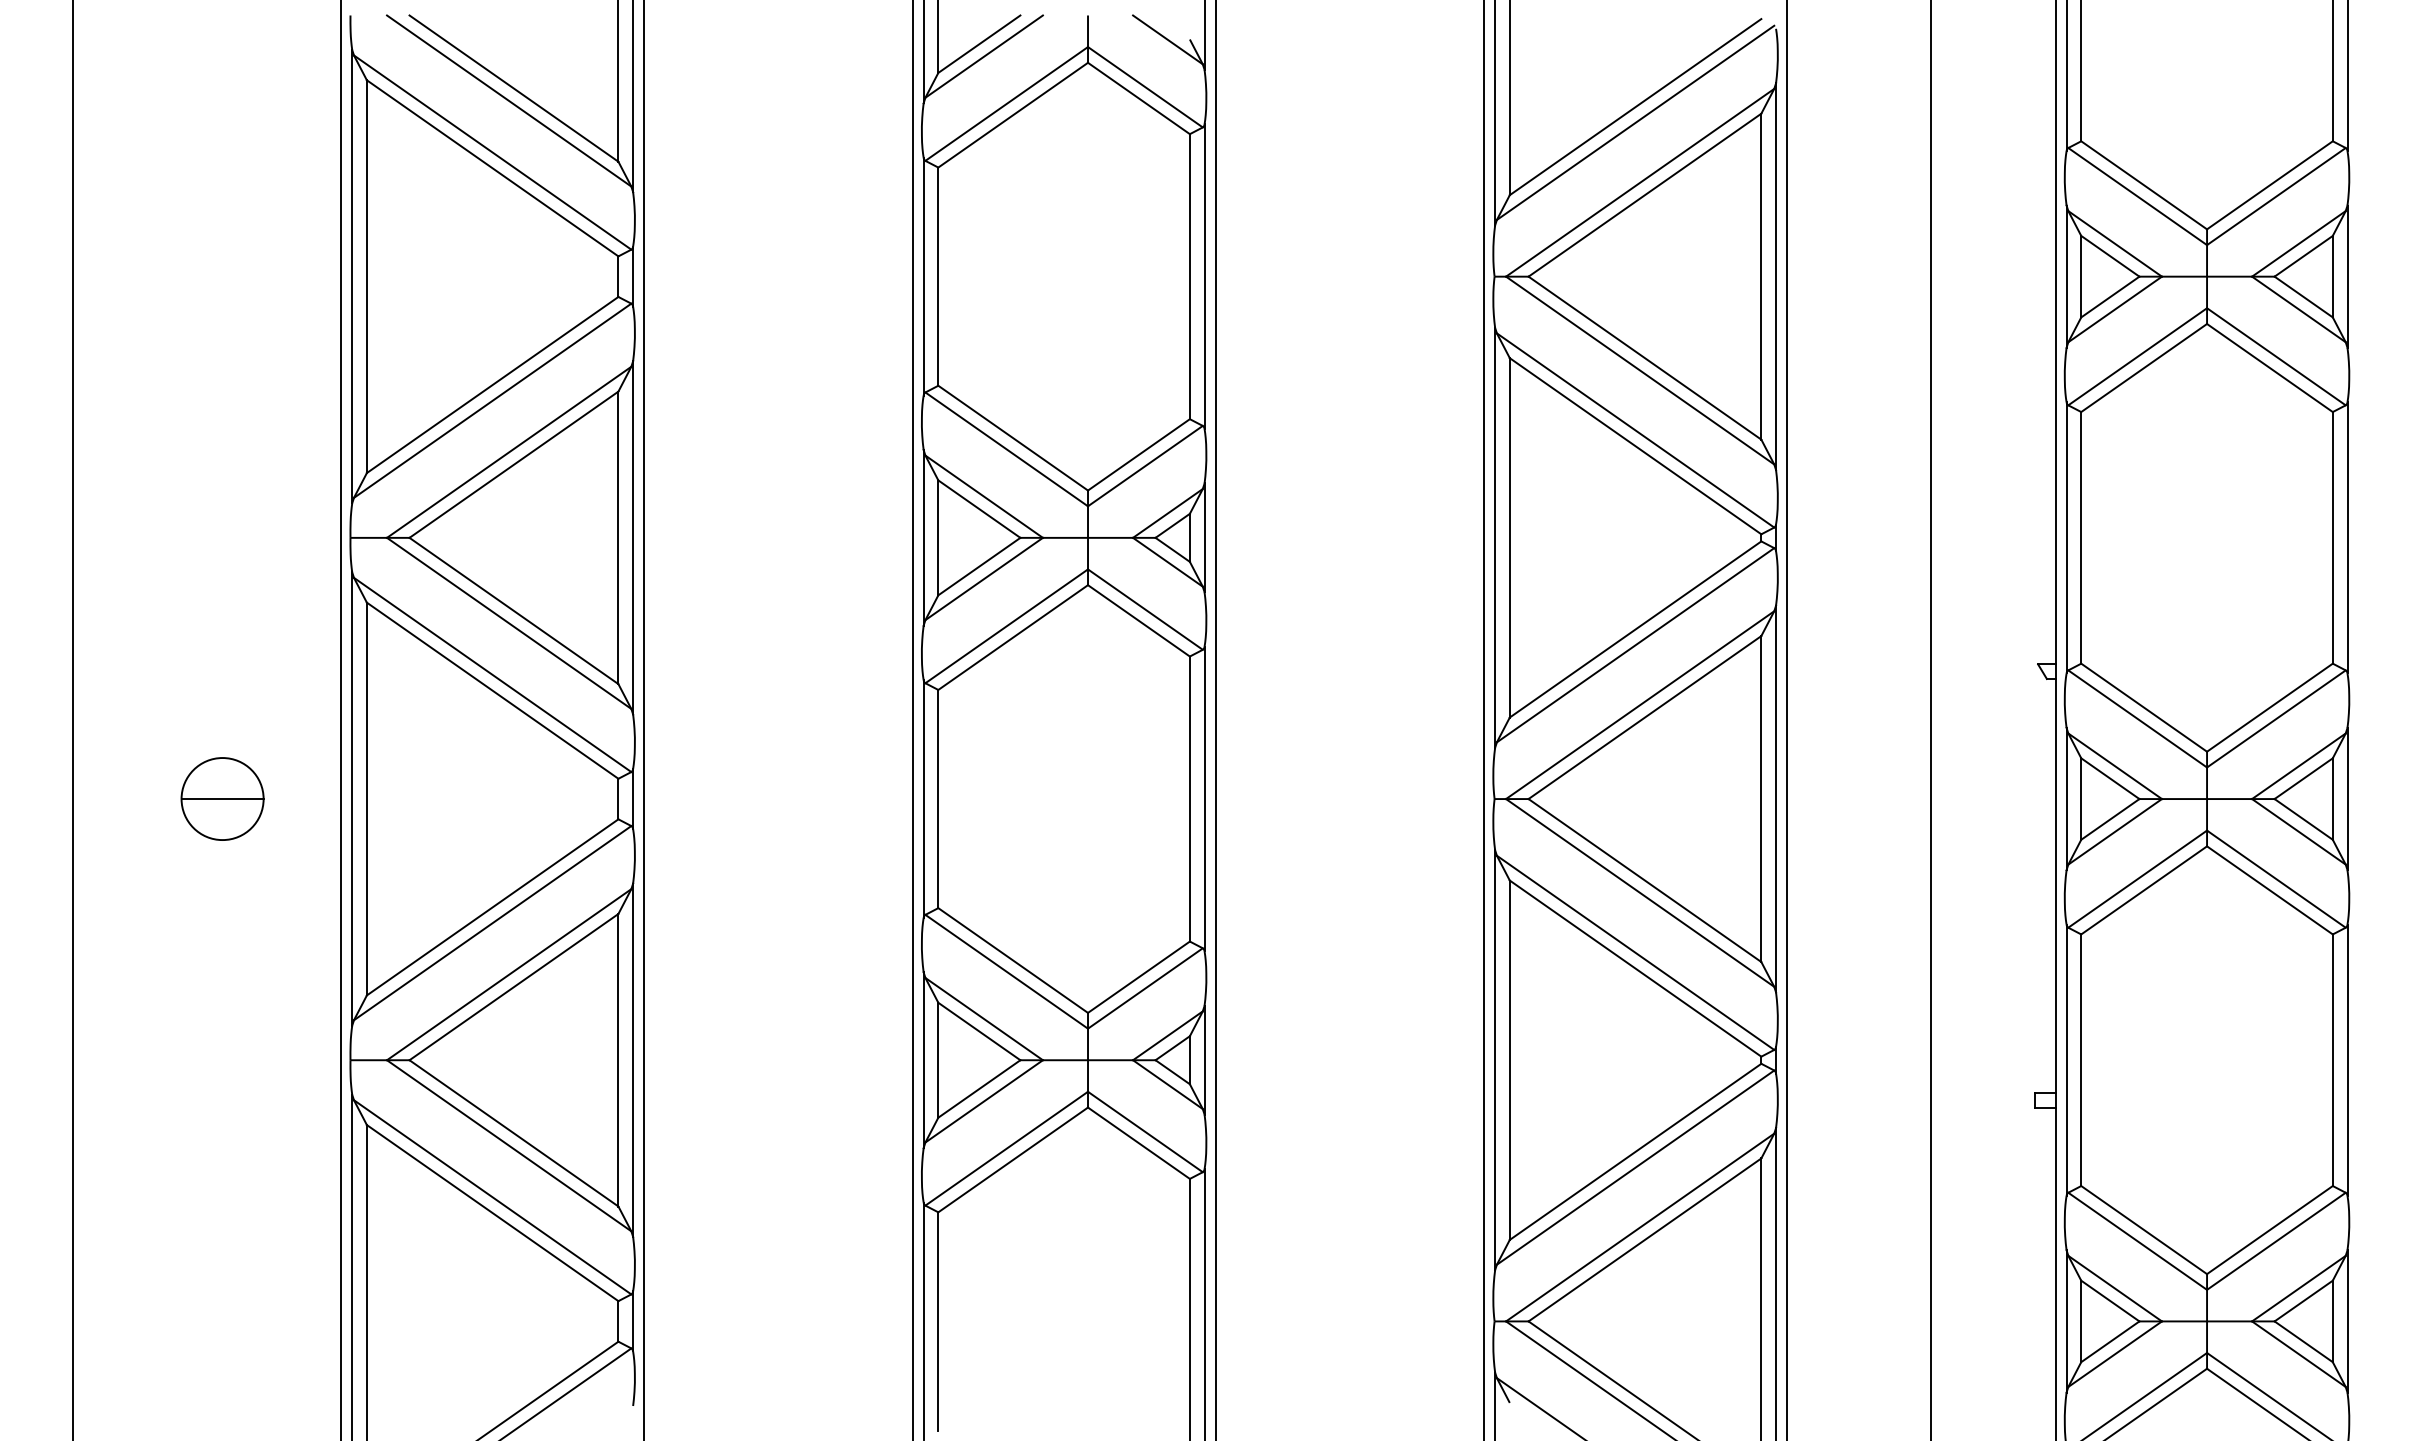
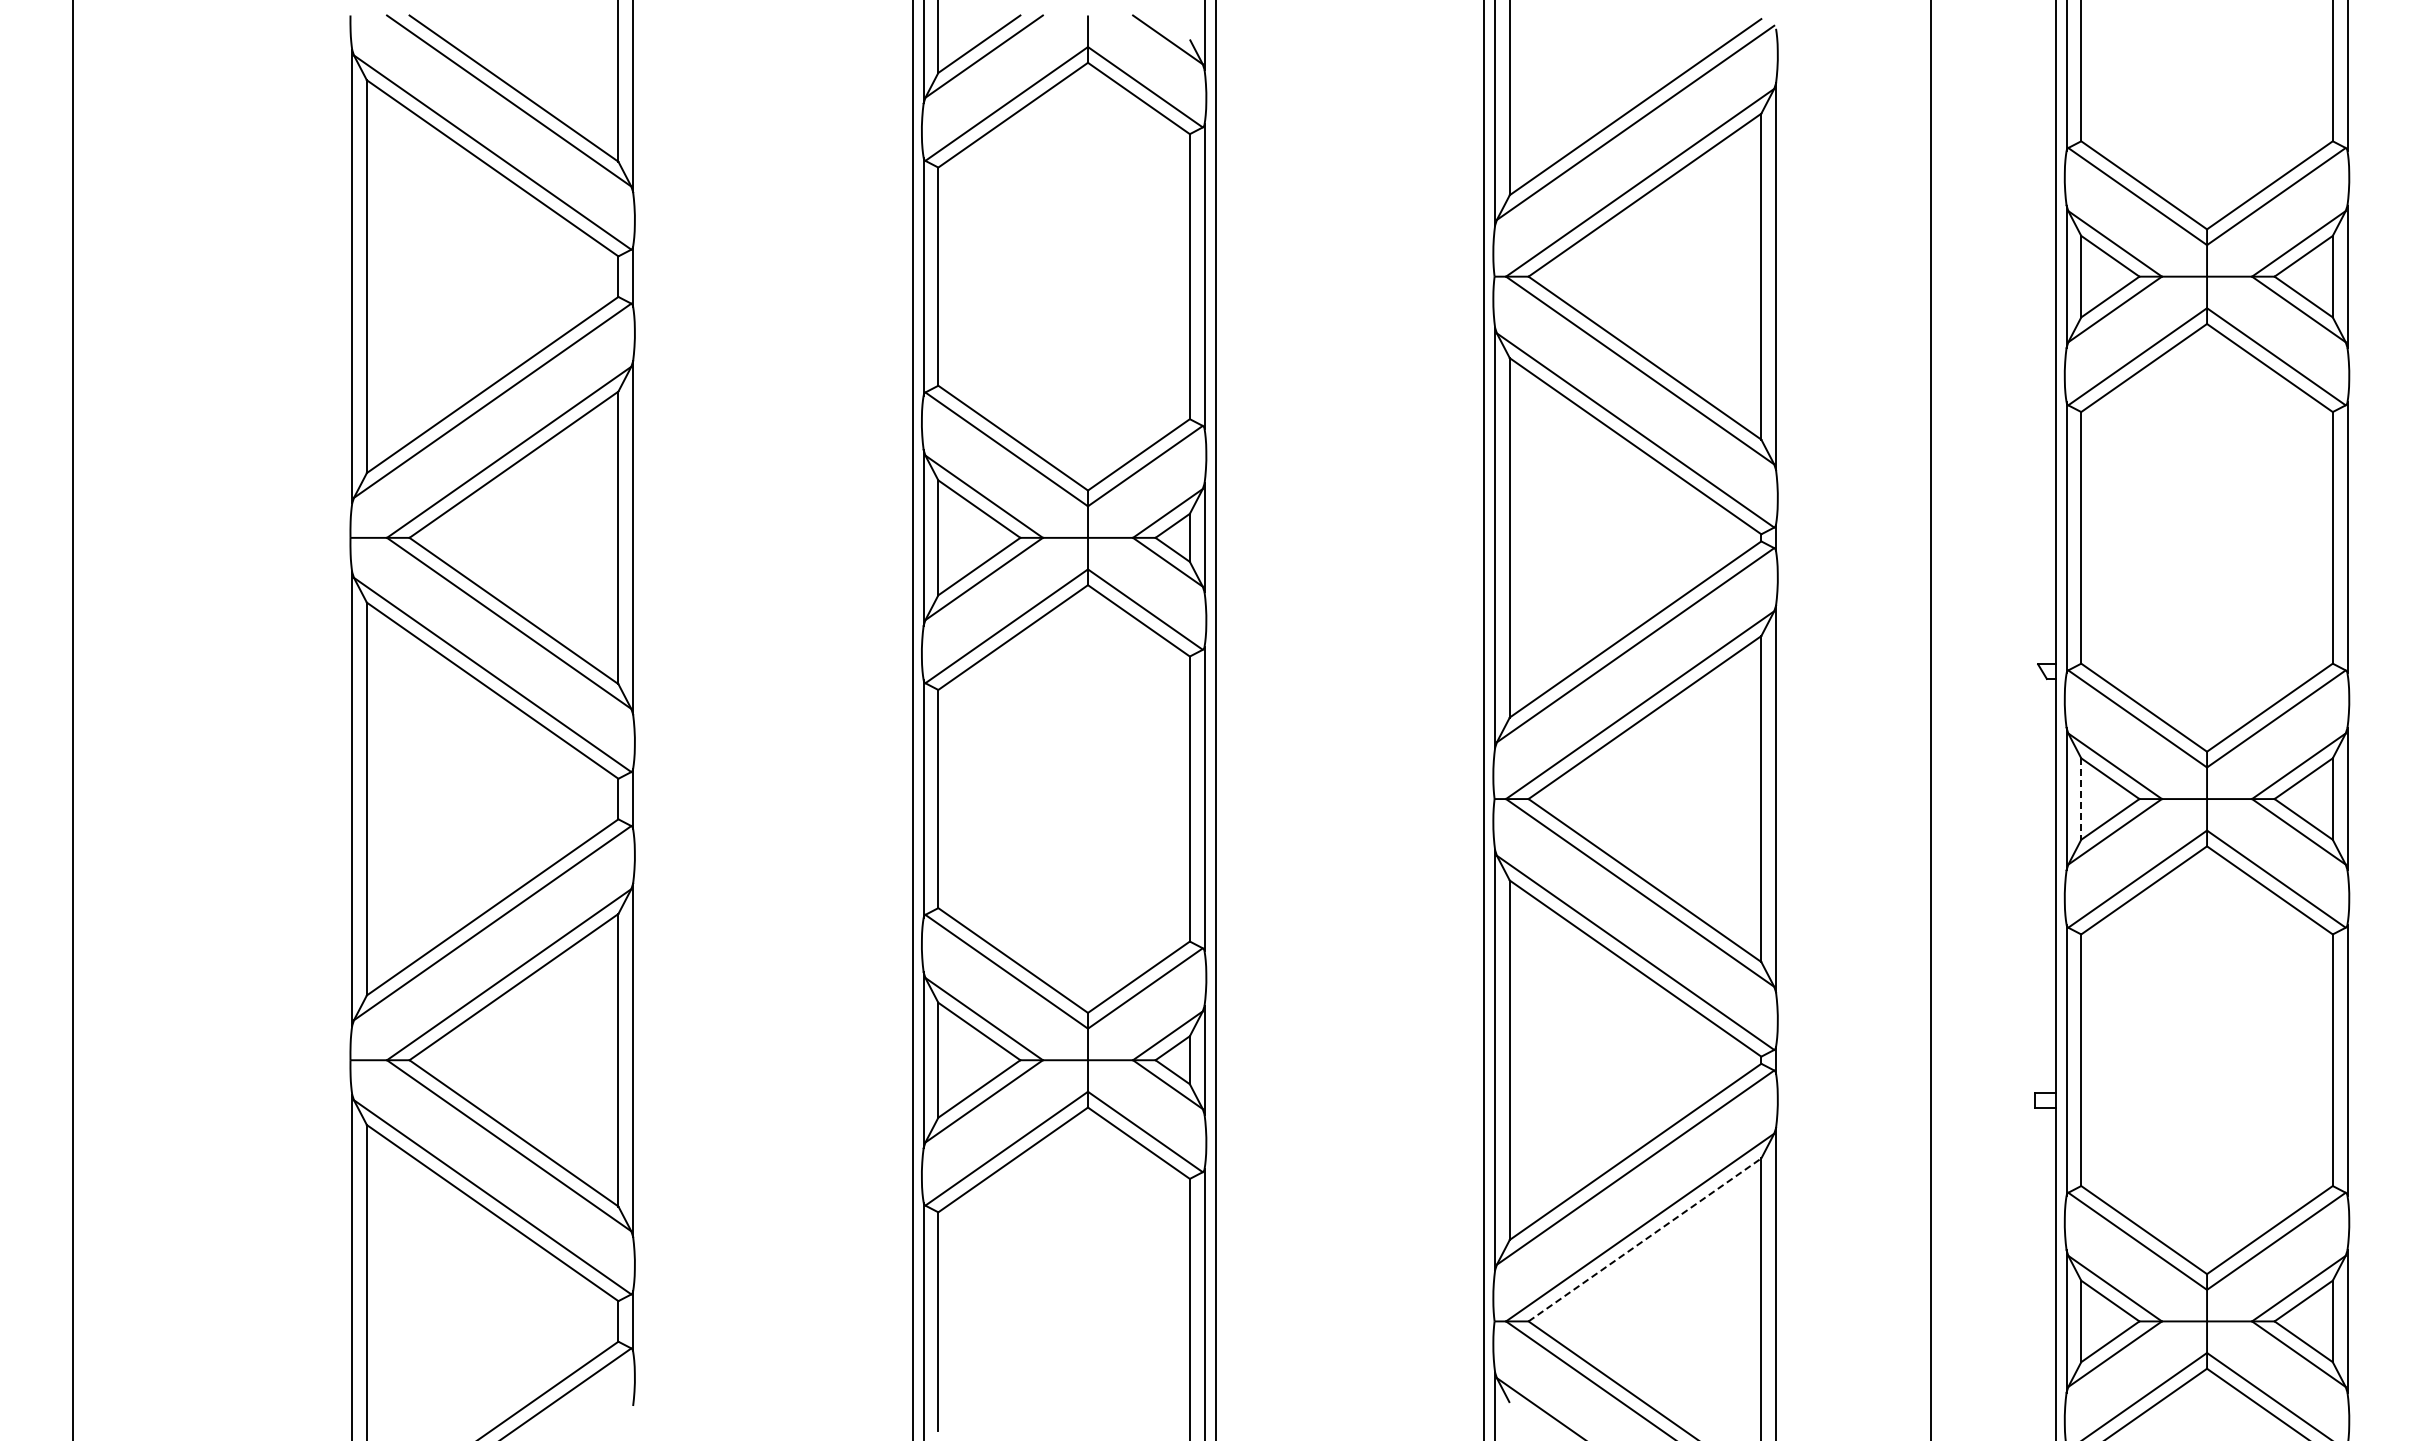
line: present -> none (341, 719)
line: present -> none (644, 719)
line: present -> none (1787, 719)
part: present -> none (222, 798)
line: solid -> dashed (2081, 799)
line: solid -> dashed (1645, 1239)
